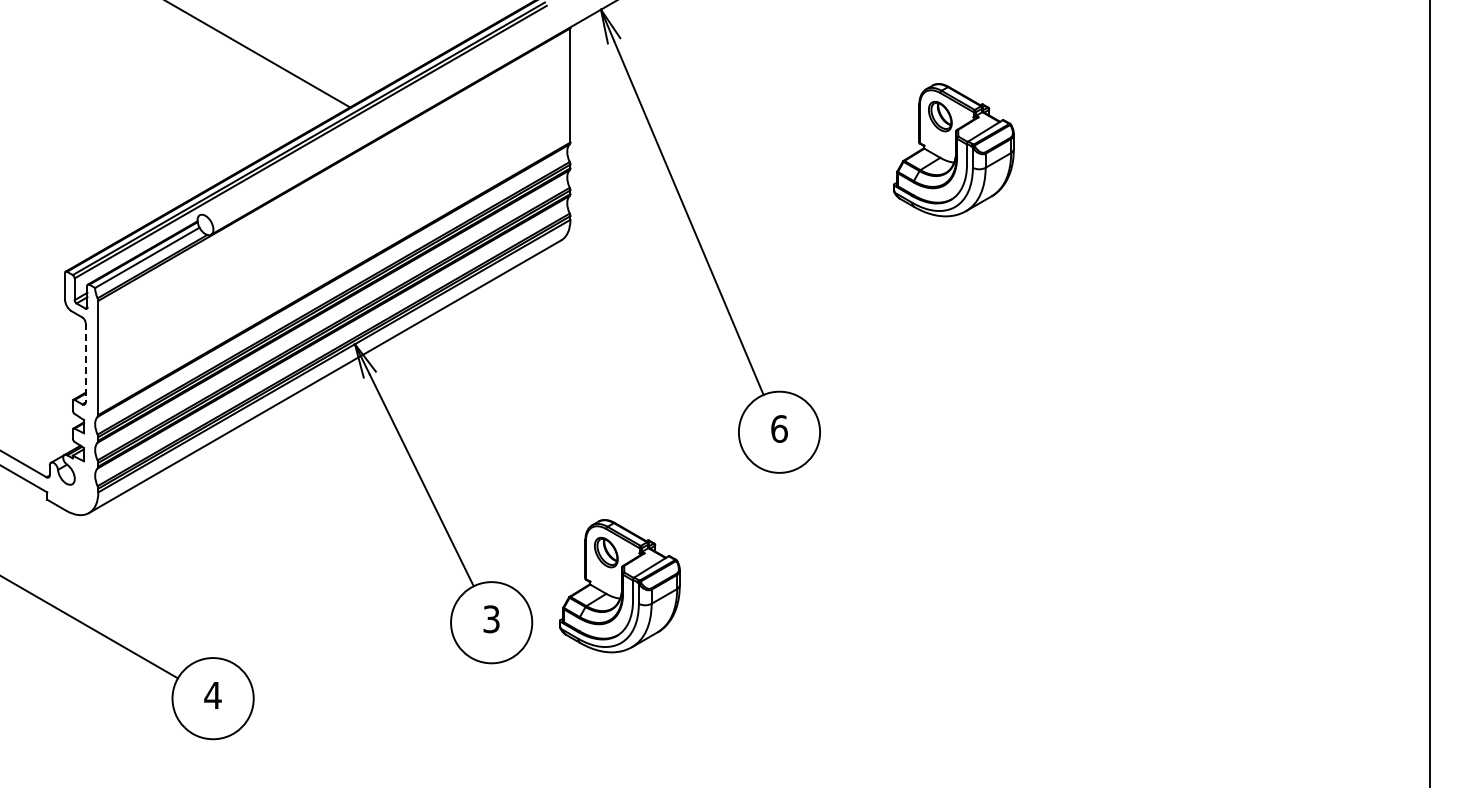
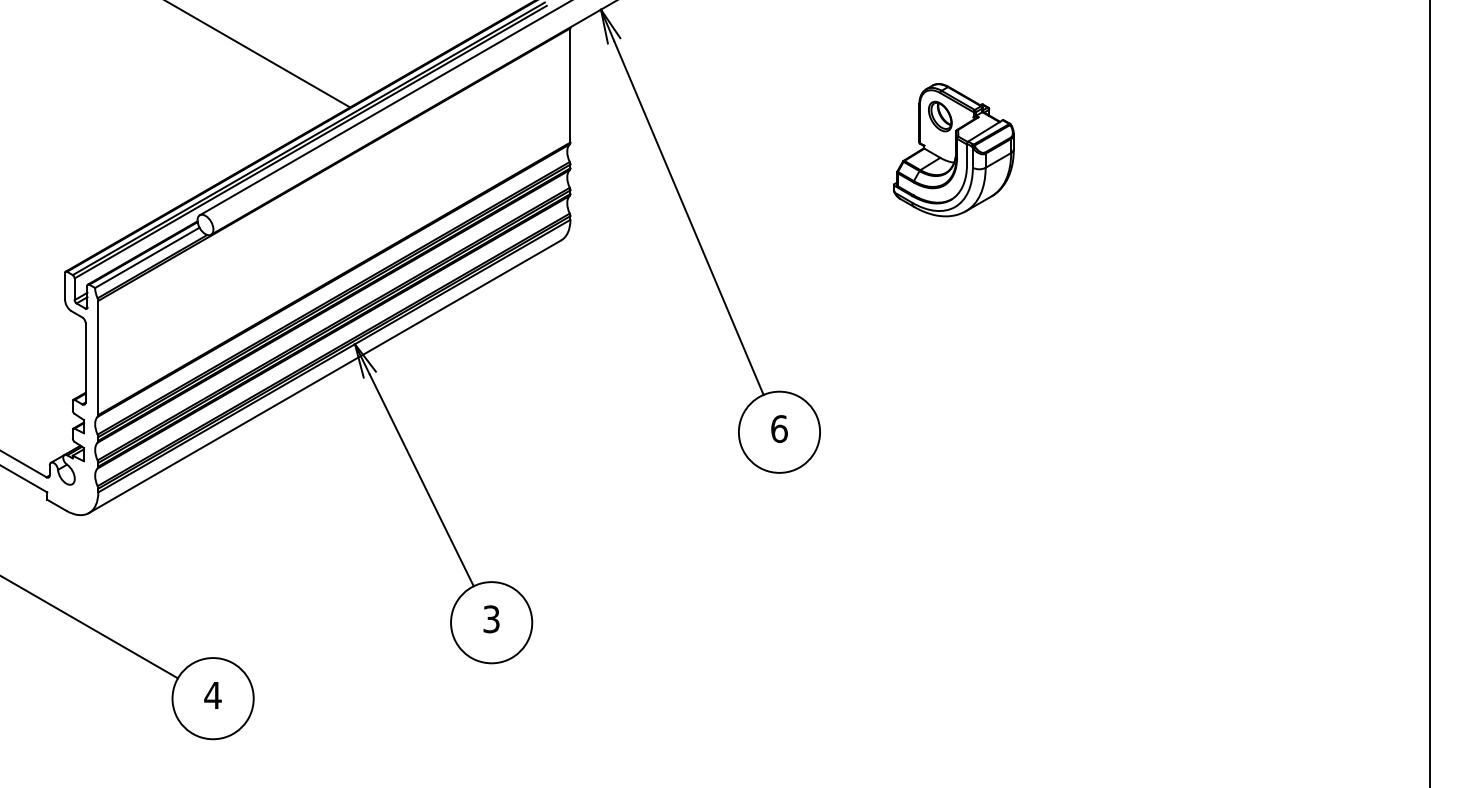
line: none -> present (383, 108)
line: dashed -> solid (85, 362)
part: present -> none (619, 586)
